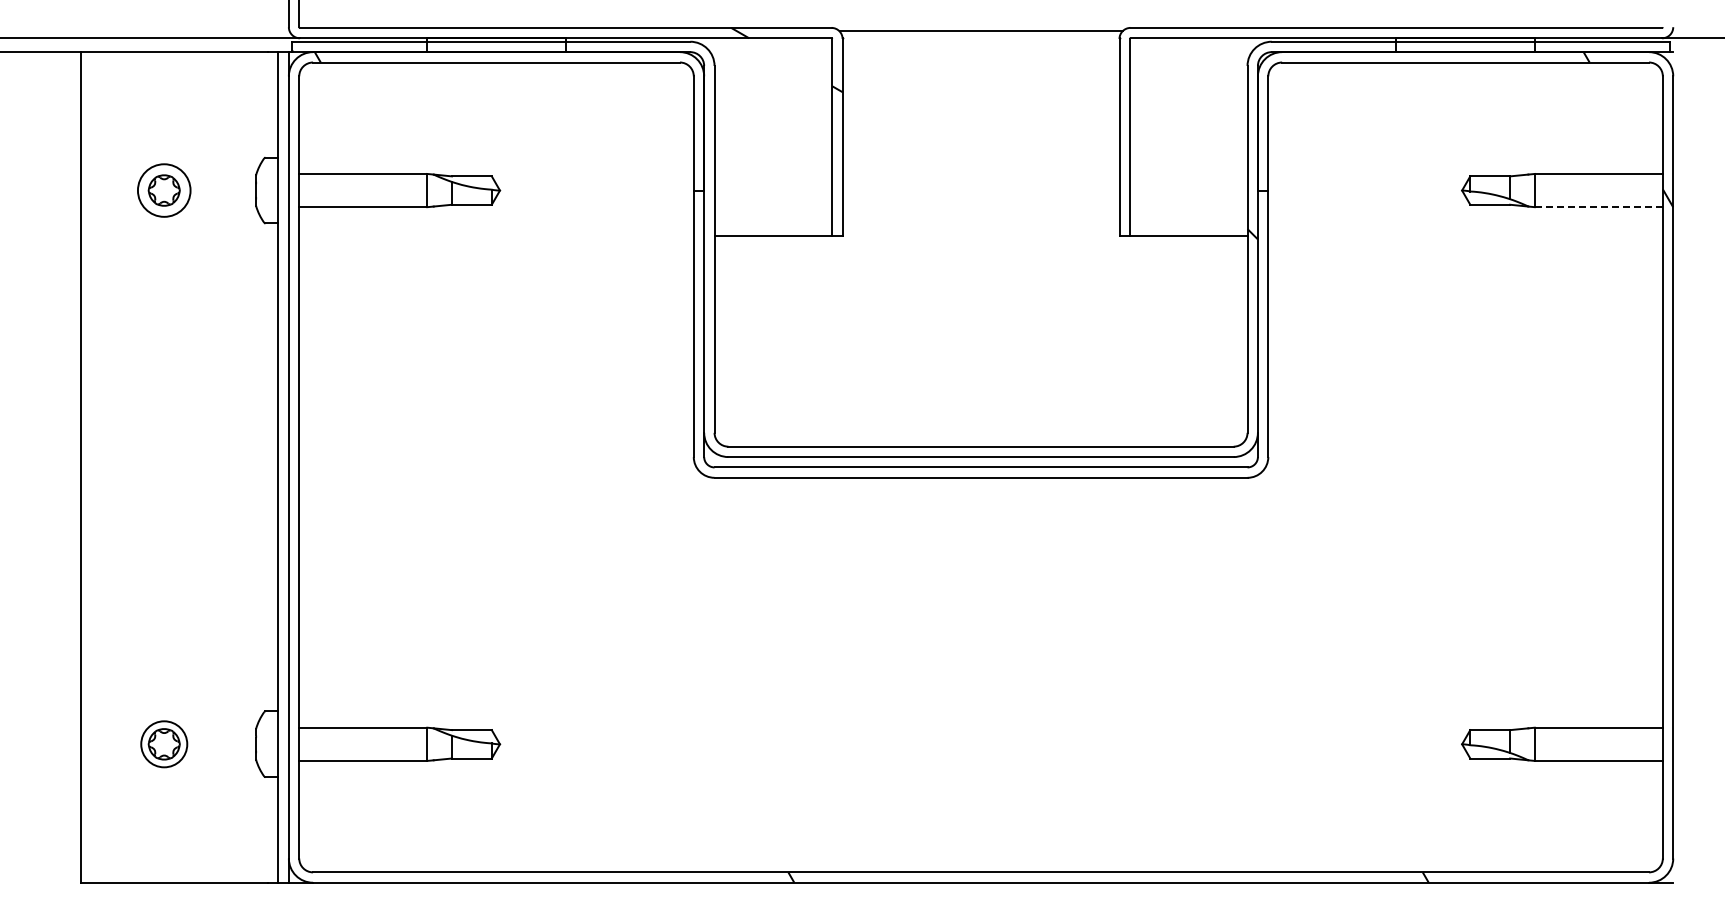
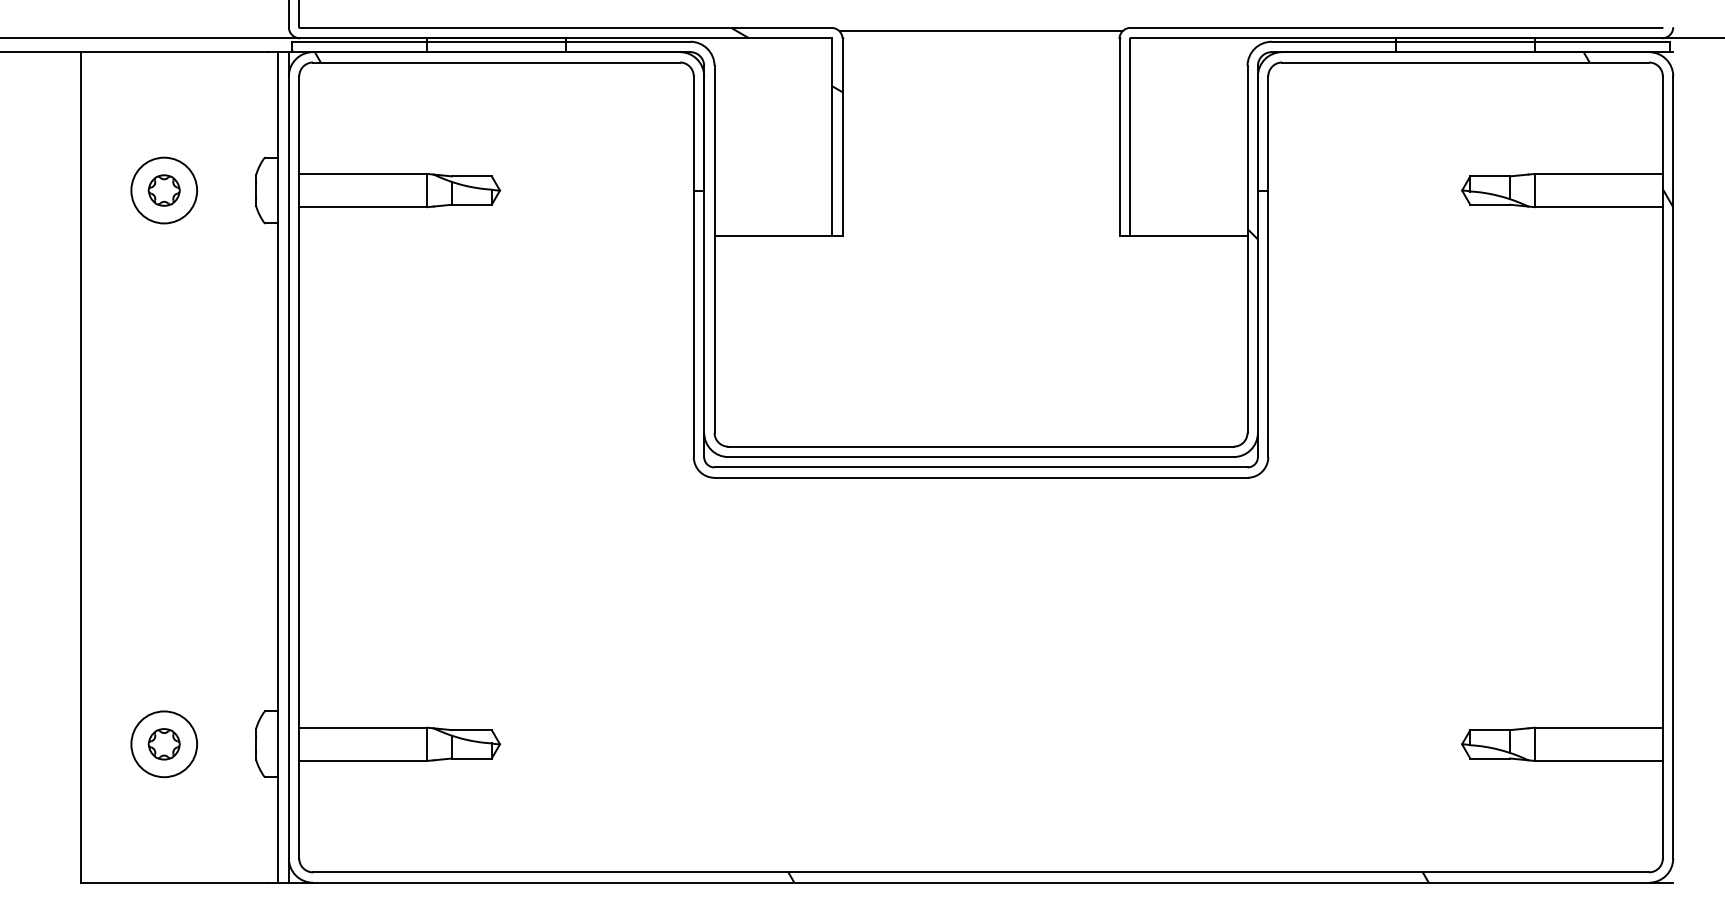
circle diameter: 53 px -> 66 px (164, 190)
line: dashed -> solid (1598, 207)
circle diameter: 46 px -> 66 px (164, 744)
